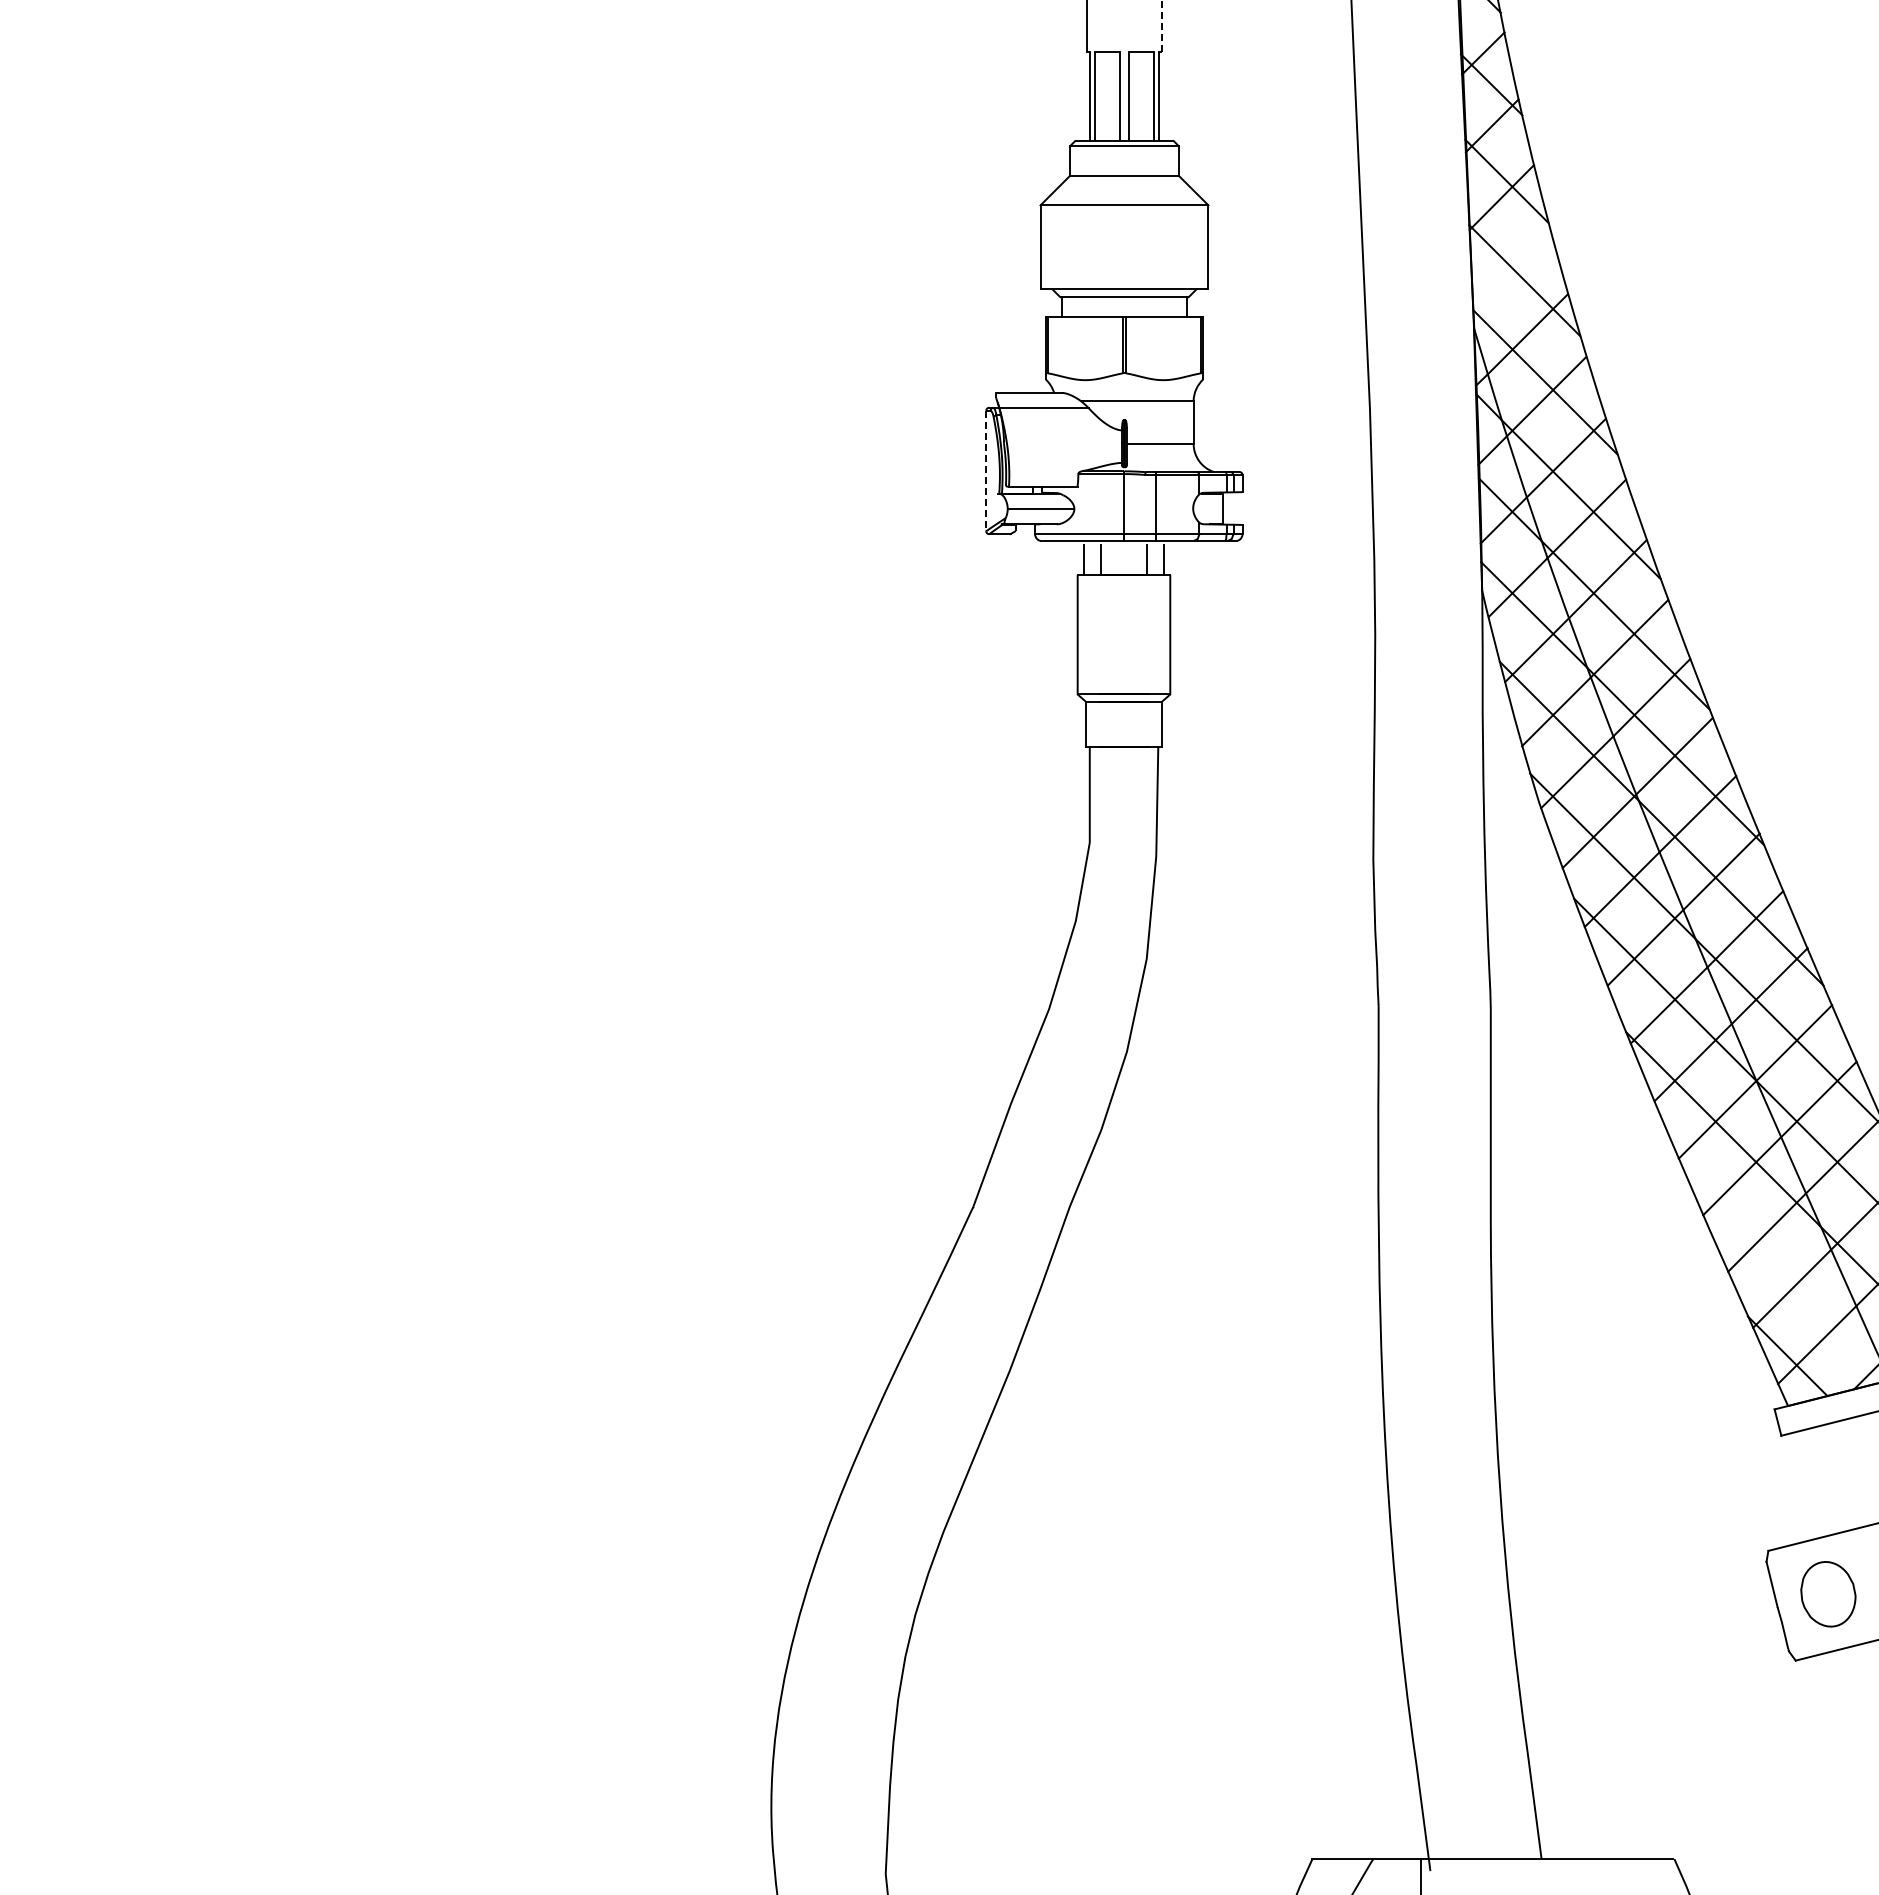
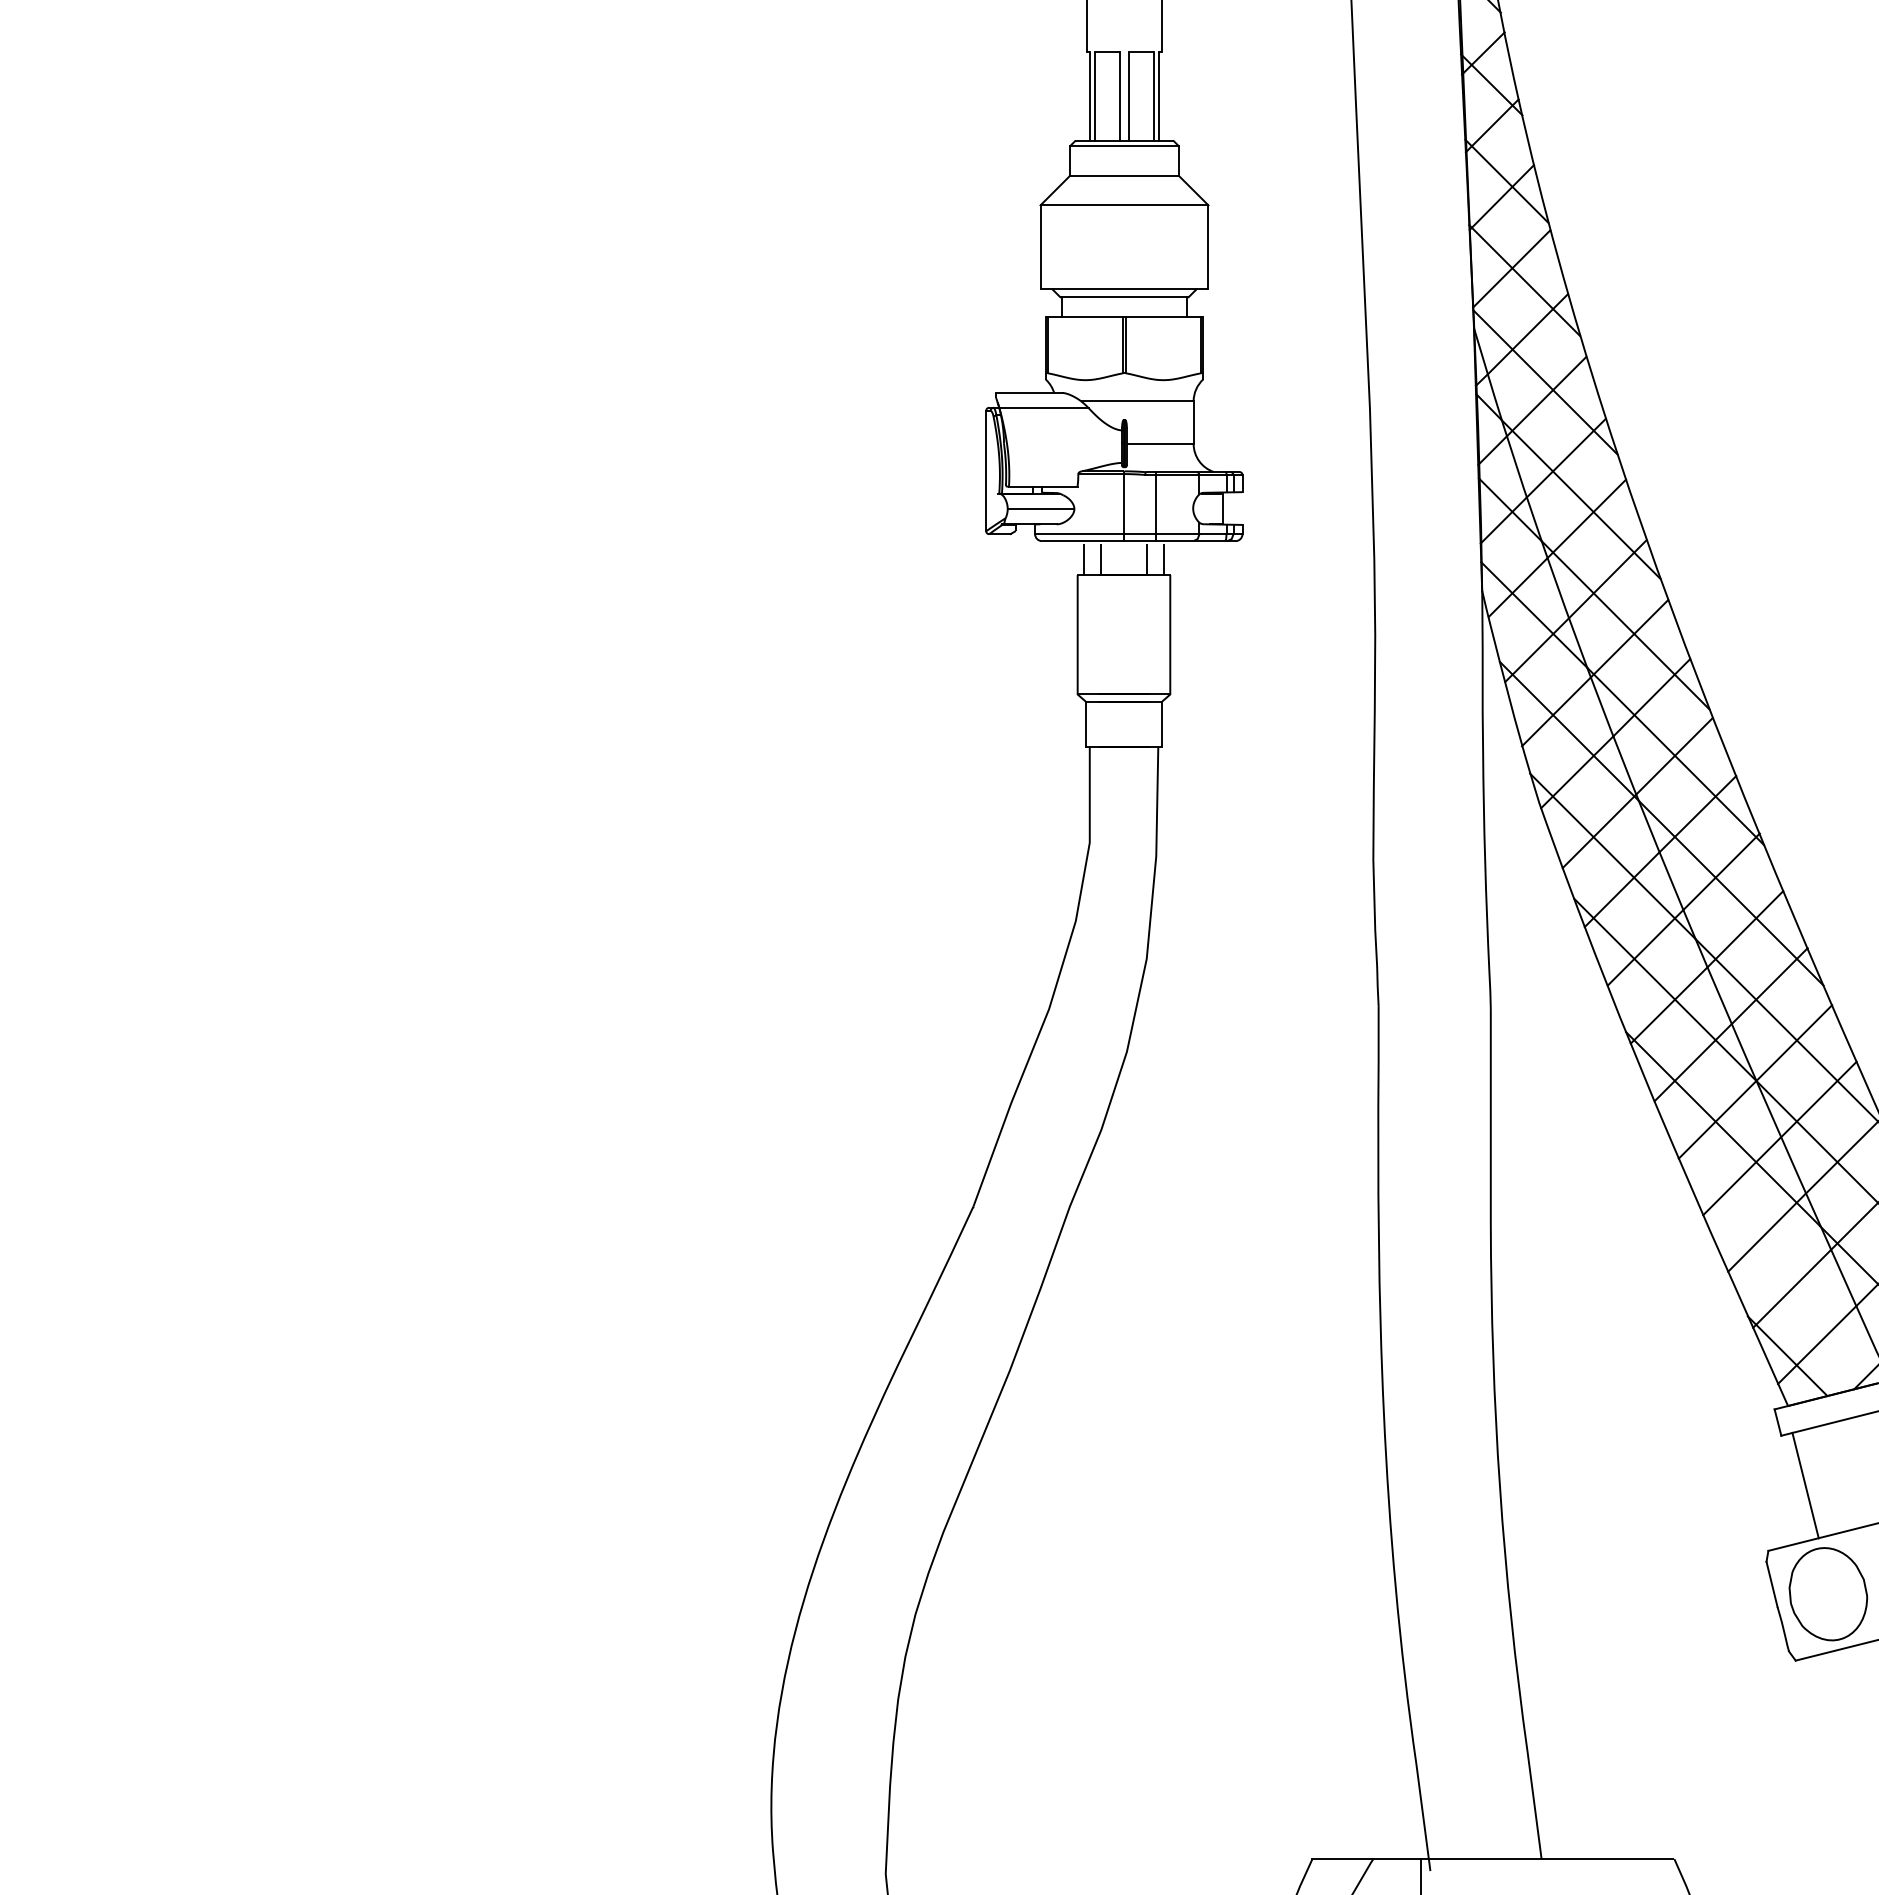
line: dashed -> solid (1161, 26)
line: none -> present (1511, 268)
line: dashed -> solid (986, 471)
line: none -> present (1805, 1485)
part size: 57x67 px -> 81x95 px (1828, 1594)
